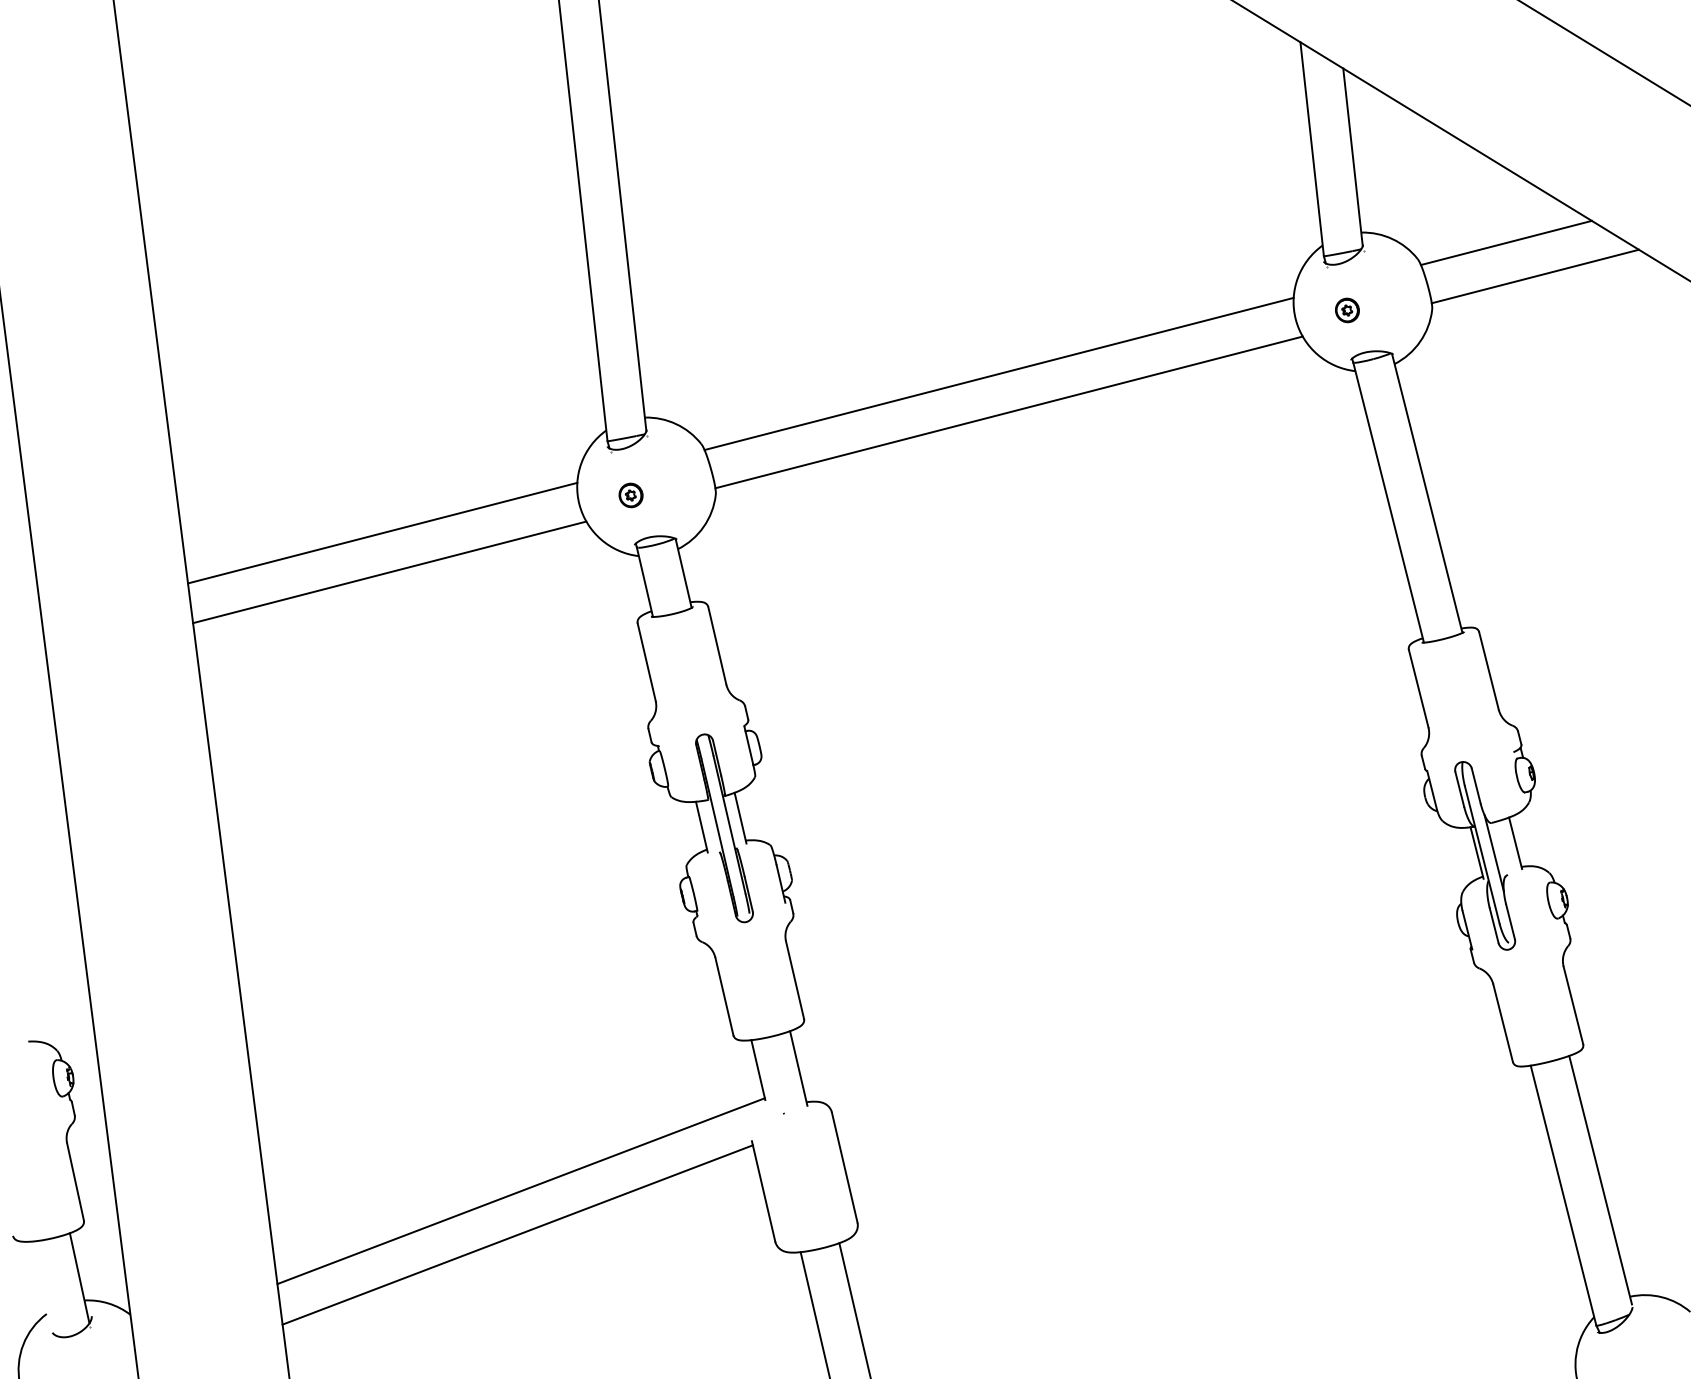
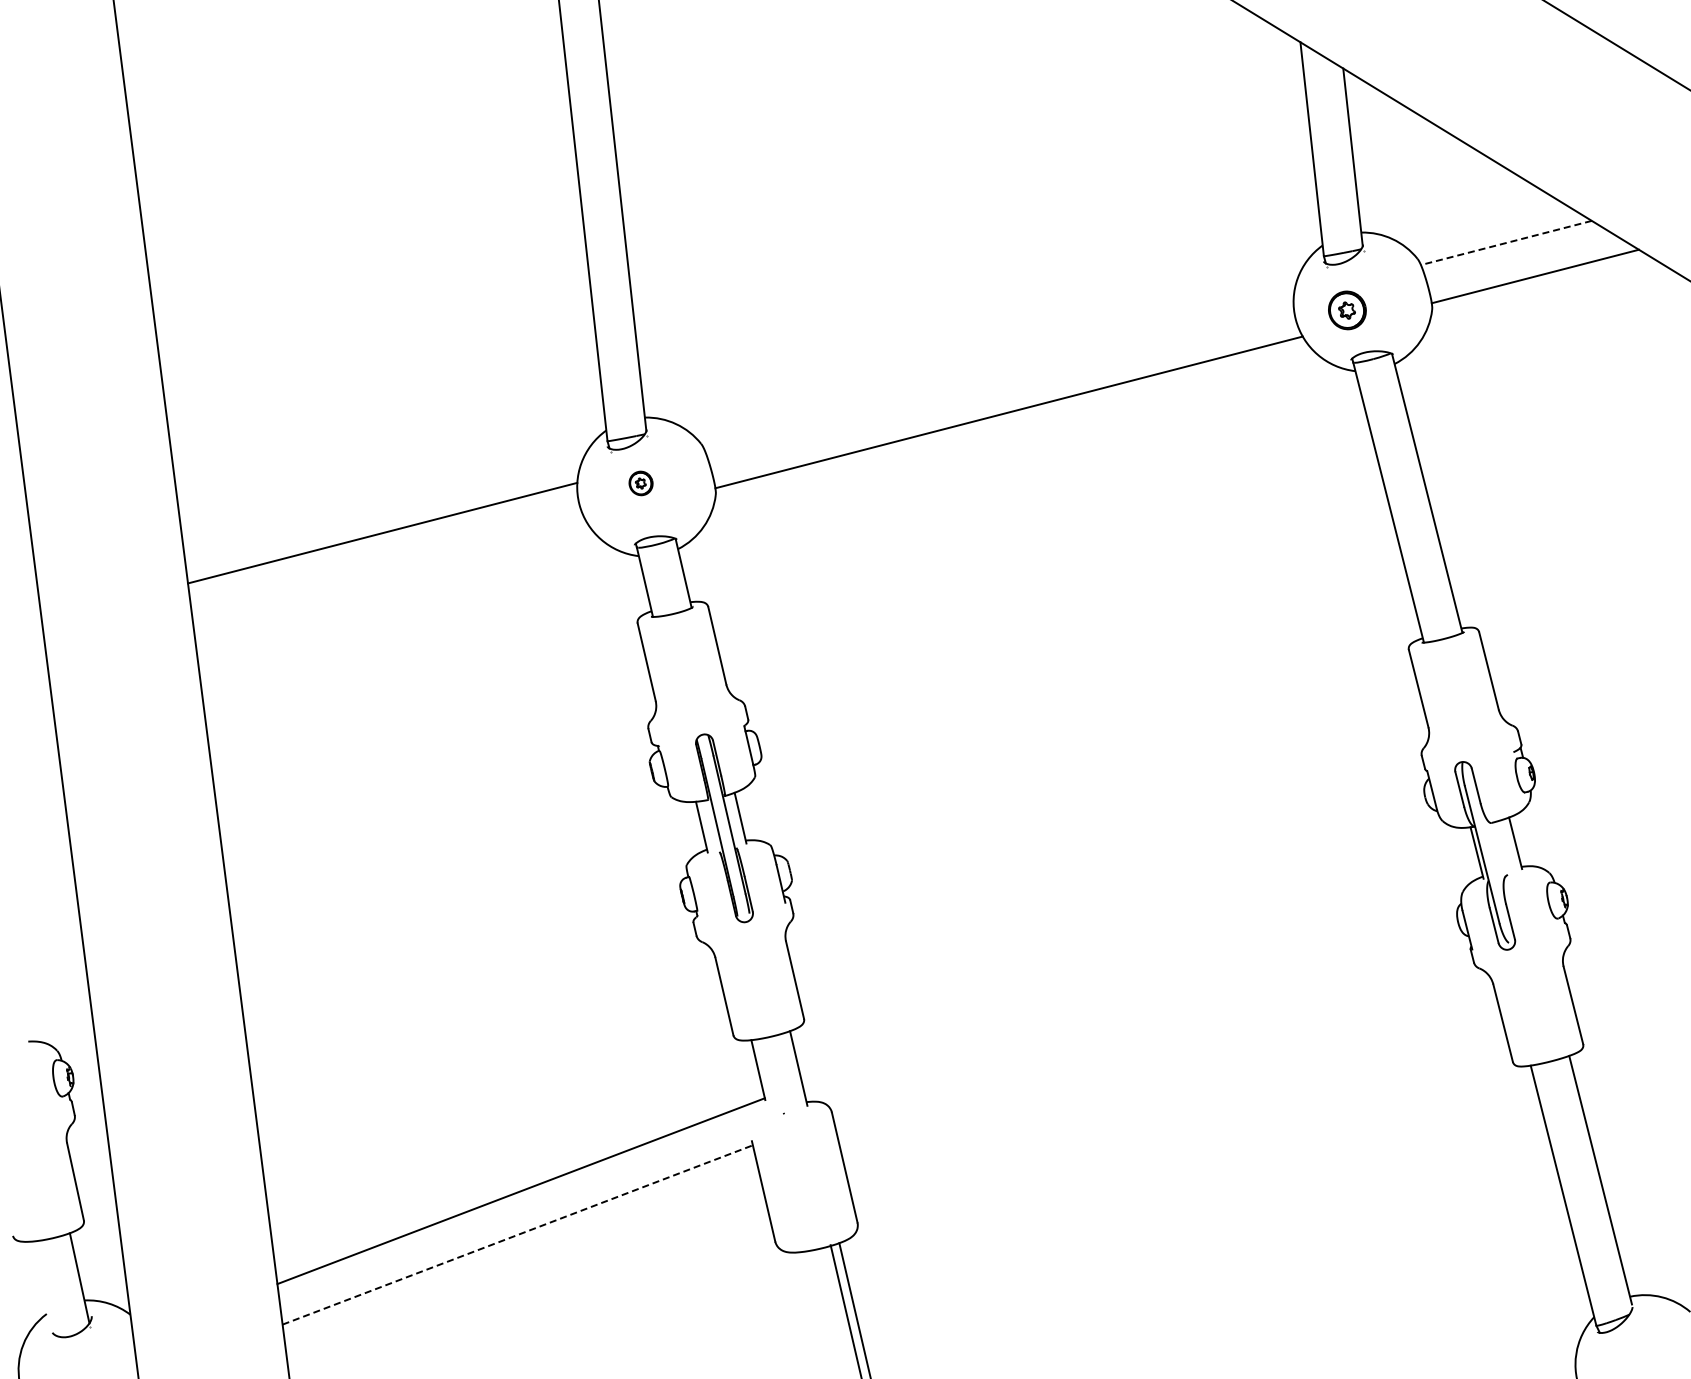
line position: (1604, 53) -> (1616, 45) (1616, 45)
line: solid -> dashed (1505, 243)
part size: 25x27 px -> 39x41 px (1347, 310)
line: present -> none (998, 373)
part position: (630, 495) -> (640, 483) (640, 483)
line: present -> none (389, 572)
line: present -> none (1493, 853)
line: solid -> dashed (517, 1234)
line position: (814, 1313) -> (845, 1310) (845, 1310)
